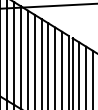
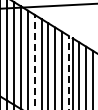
line: solid -> dashed (34, 61)
line: solid -> dashed (68, 72)
